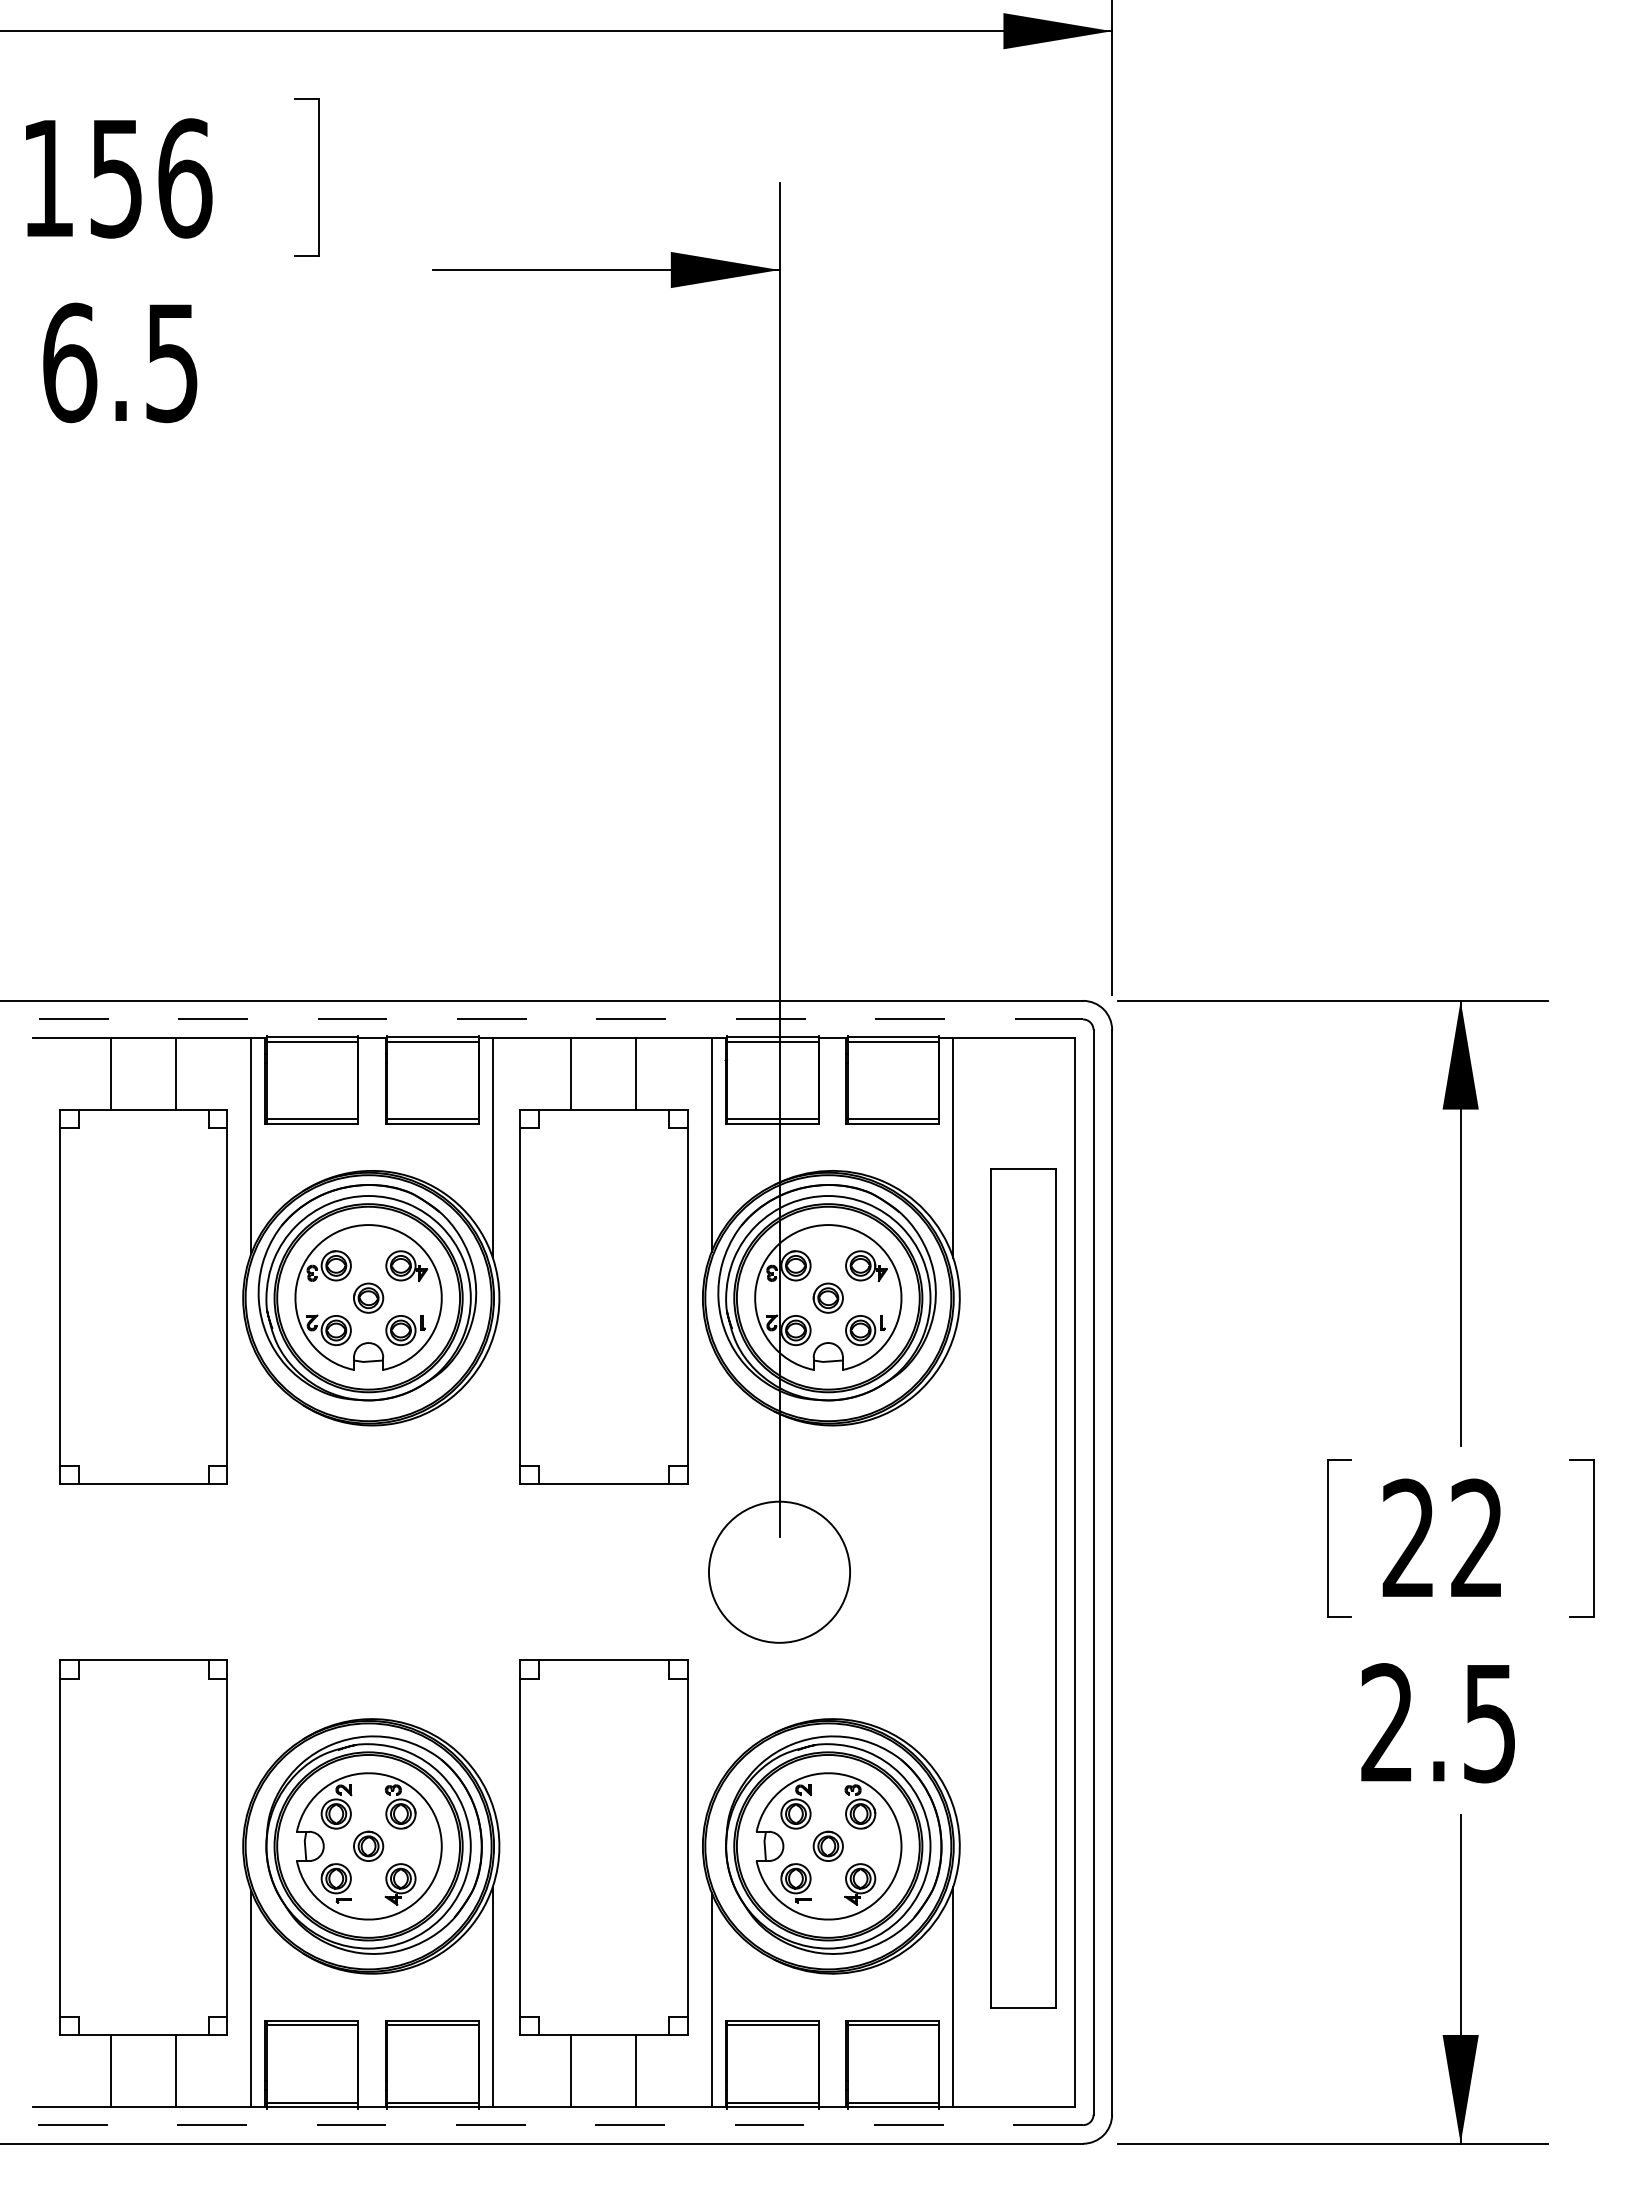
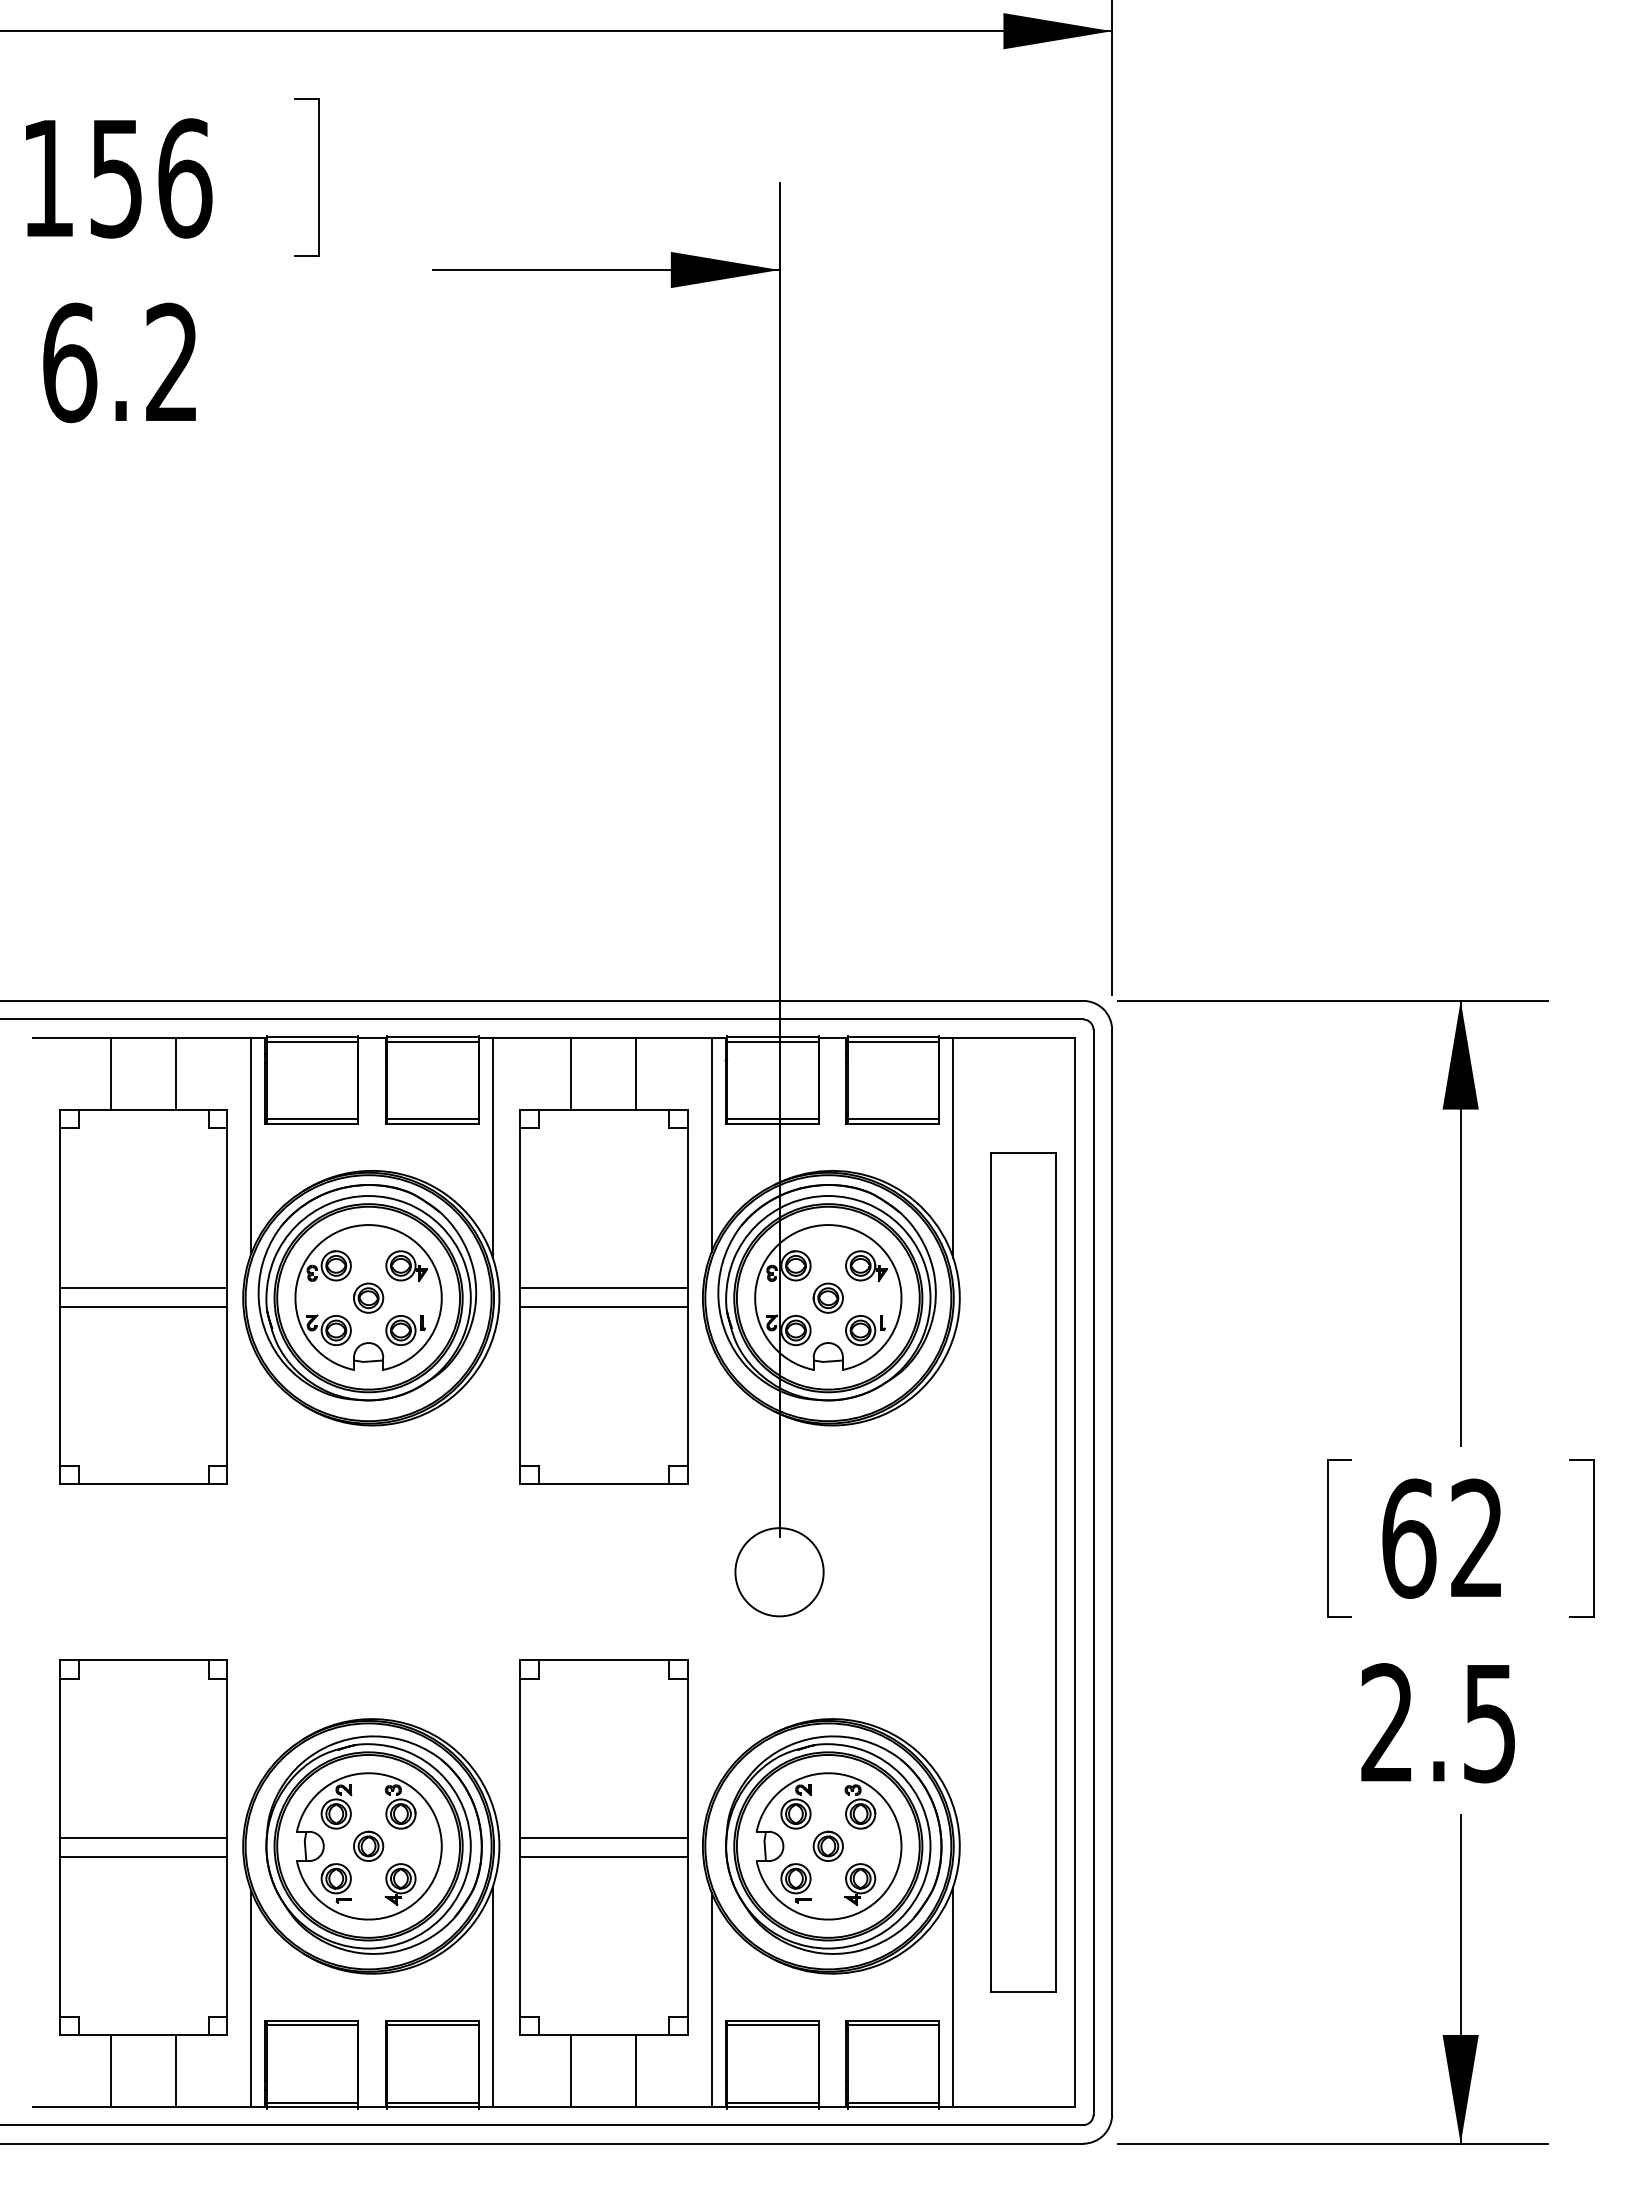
text: 6.5 -> 6.2 (171, 362)
line: dashed -> solid (542, 1019)
line: none -> present (143, 1288)
line: none -> present (603, 1288)
line: none -> present (143, 1307)
line: none -> present (603, 1307)
text: 22 -> 62 (1409, 1538)
circle diameter: 141 px -> 88 px (779, 1572)
part position: (1023, 1588) -> (1023, 1572) (1023, 1572)
line: none -> present (143, 1838)
line: none -> present (603, 1838)
line: none -> present (143, 1857)
line: none -> present (603, 1857)
line: dashed -> solid (541, 2125)
